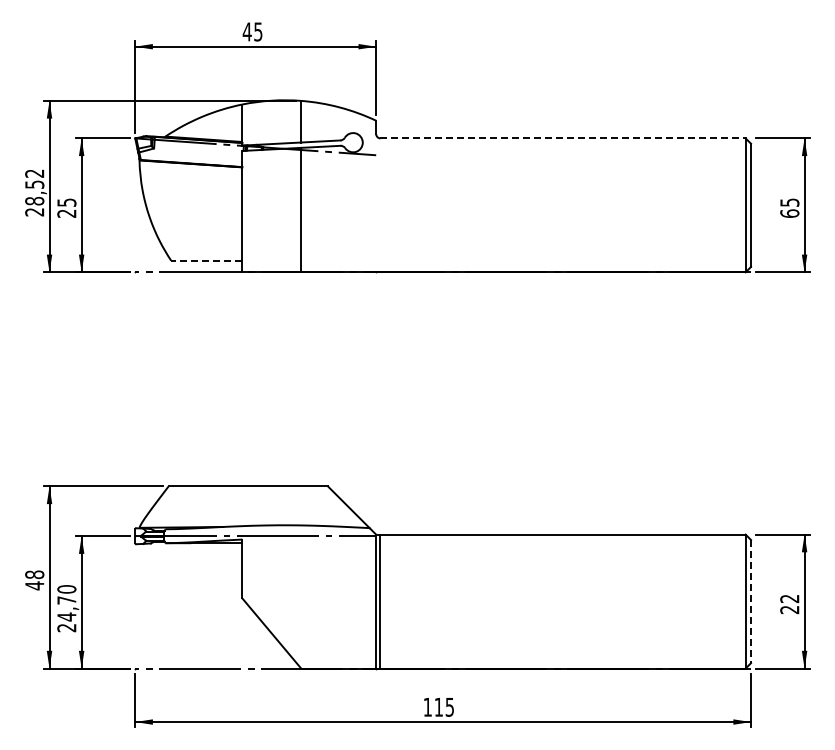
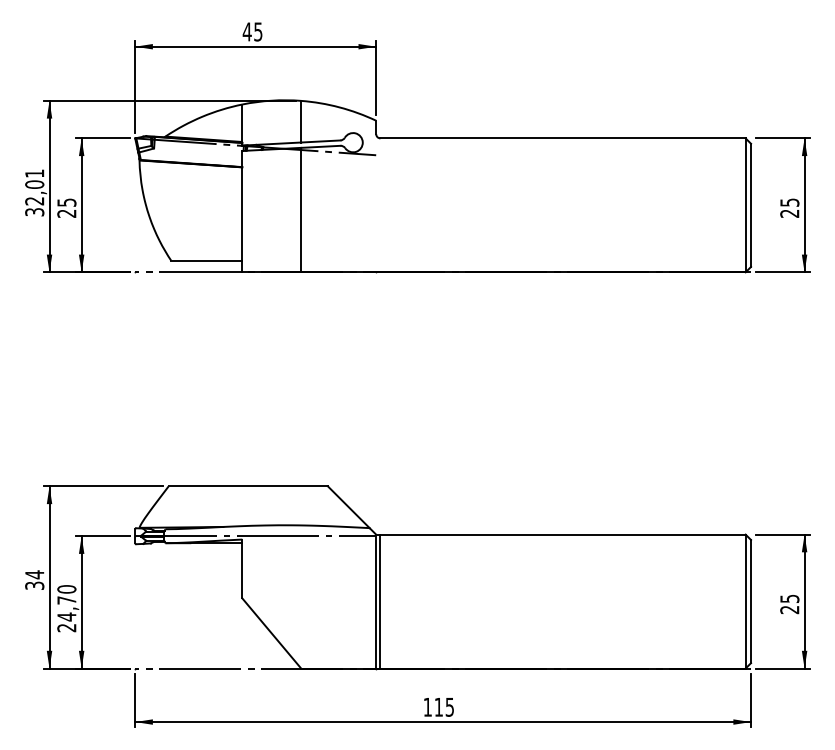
line: dashed -> solid (563, 138)
text: 28,52 -> 32,01 (34, 192)
text: 65 -> 25 (789, 213)
line: dashed -> solid (206, 260)
text: 48 -> 34 (34, 580)
text: 22 -> 25 (789, 598)
line: dashed -> solid (751, 601)
